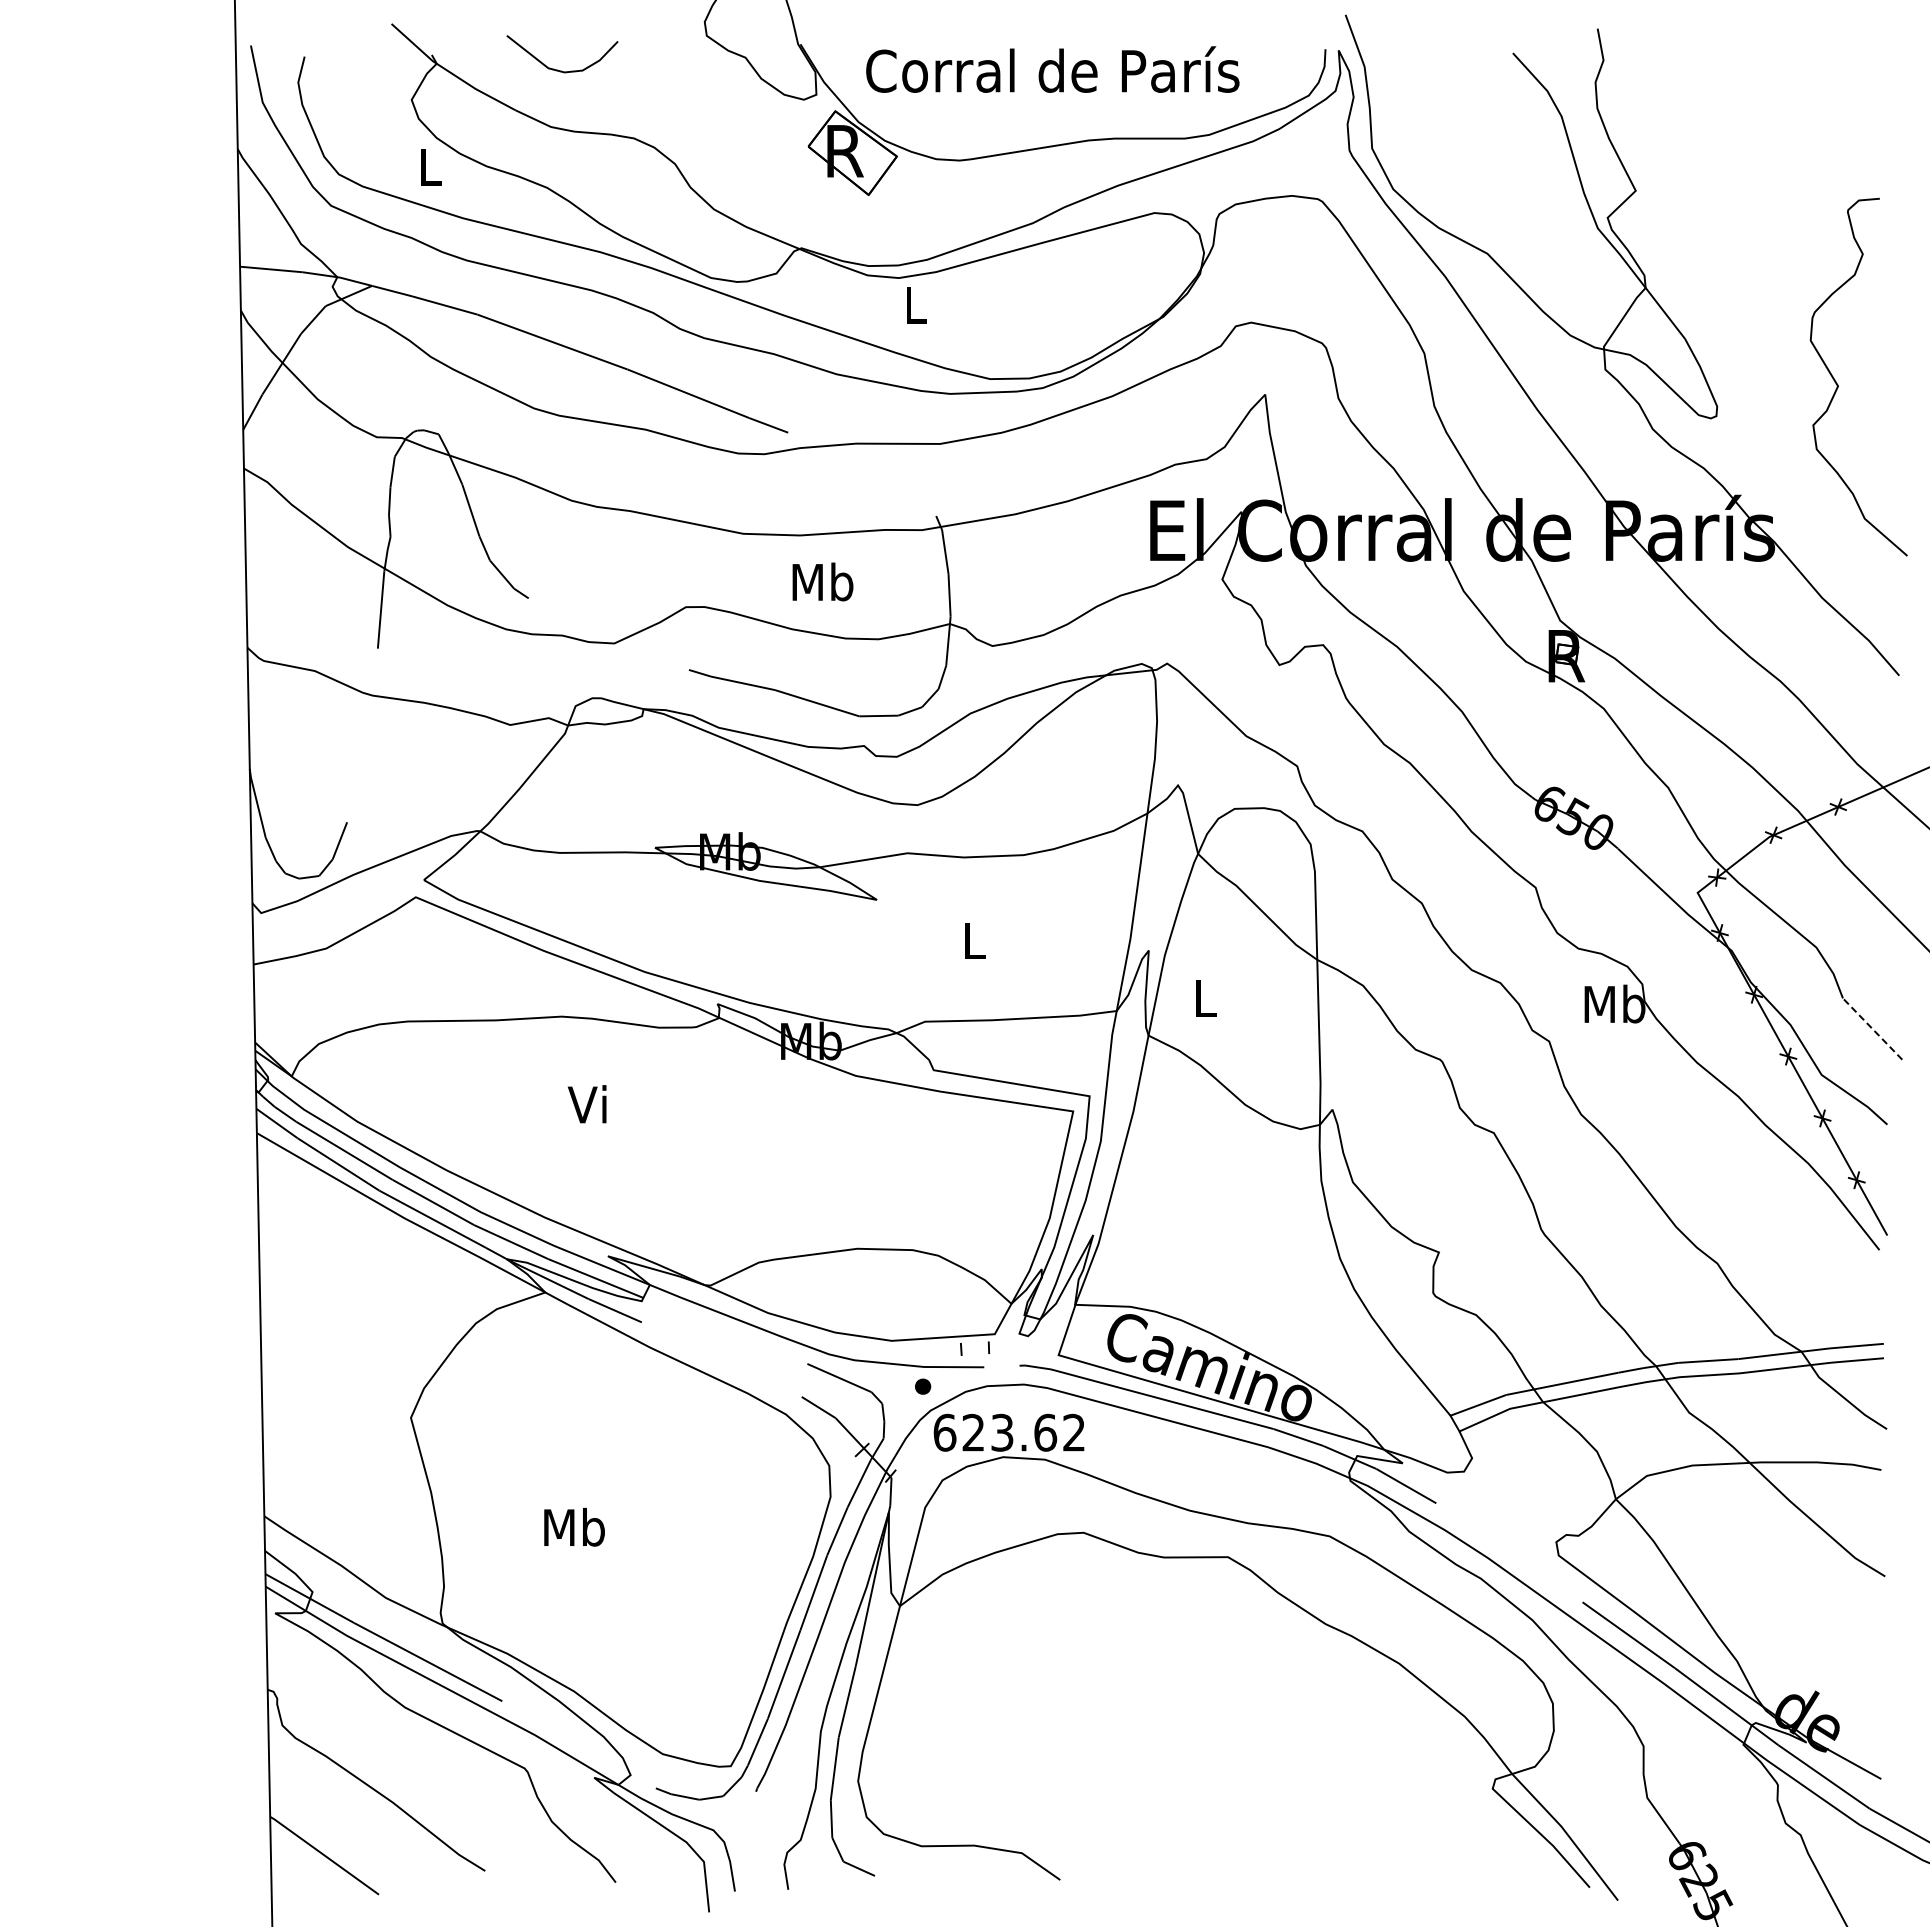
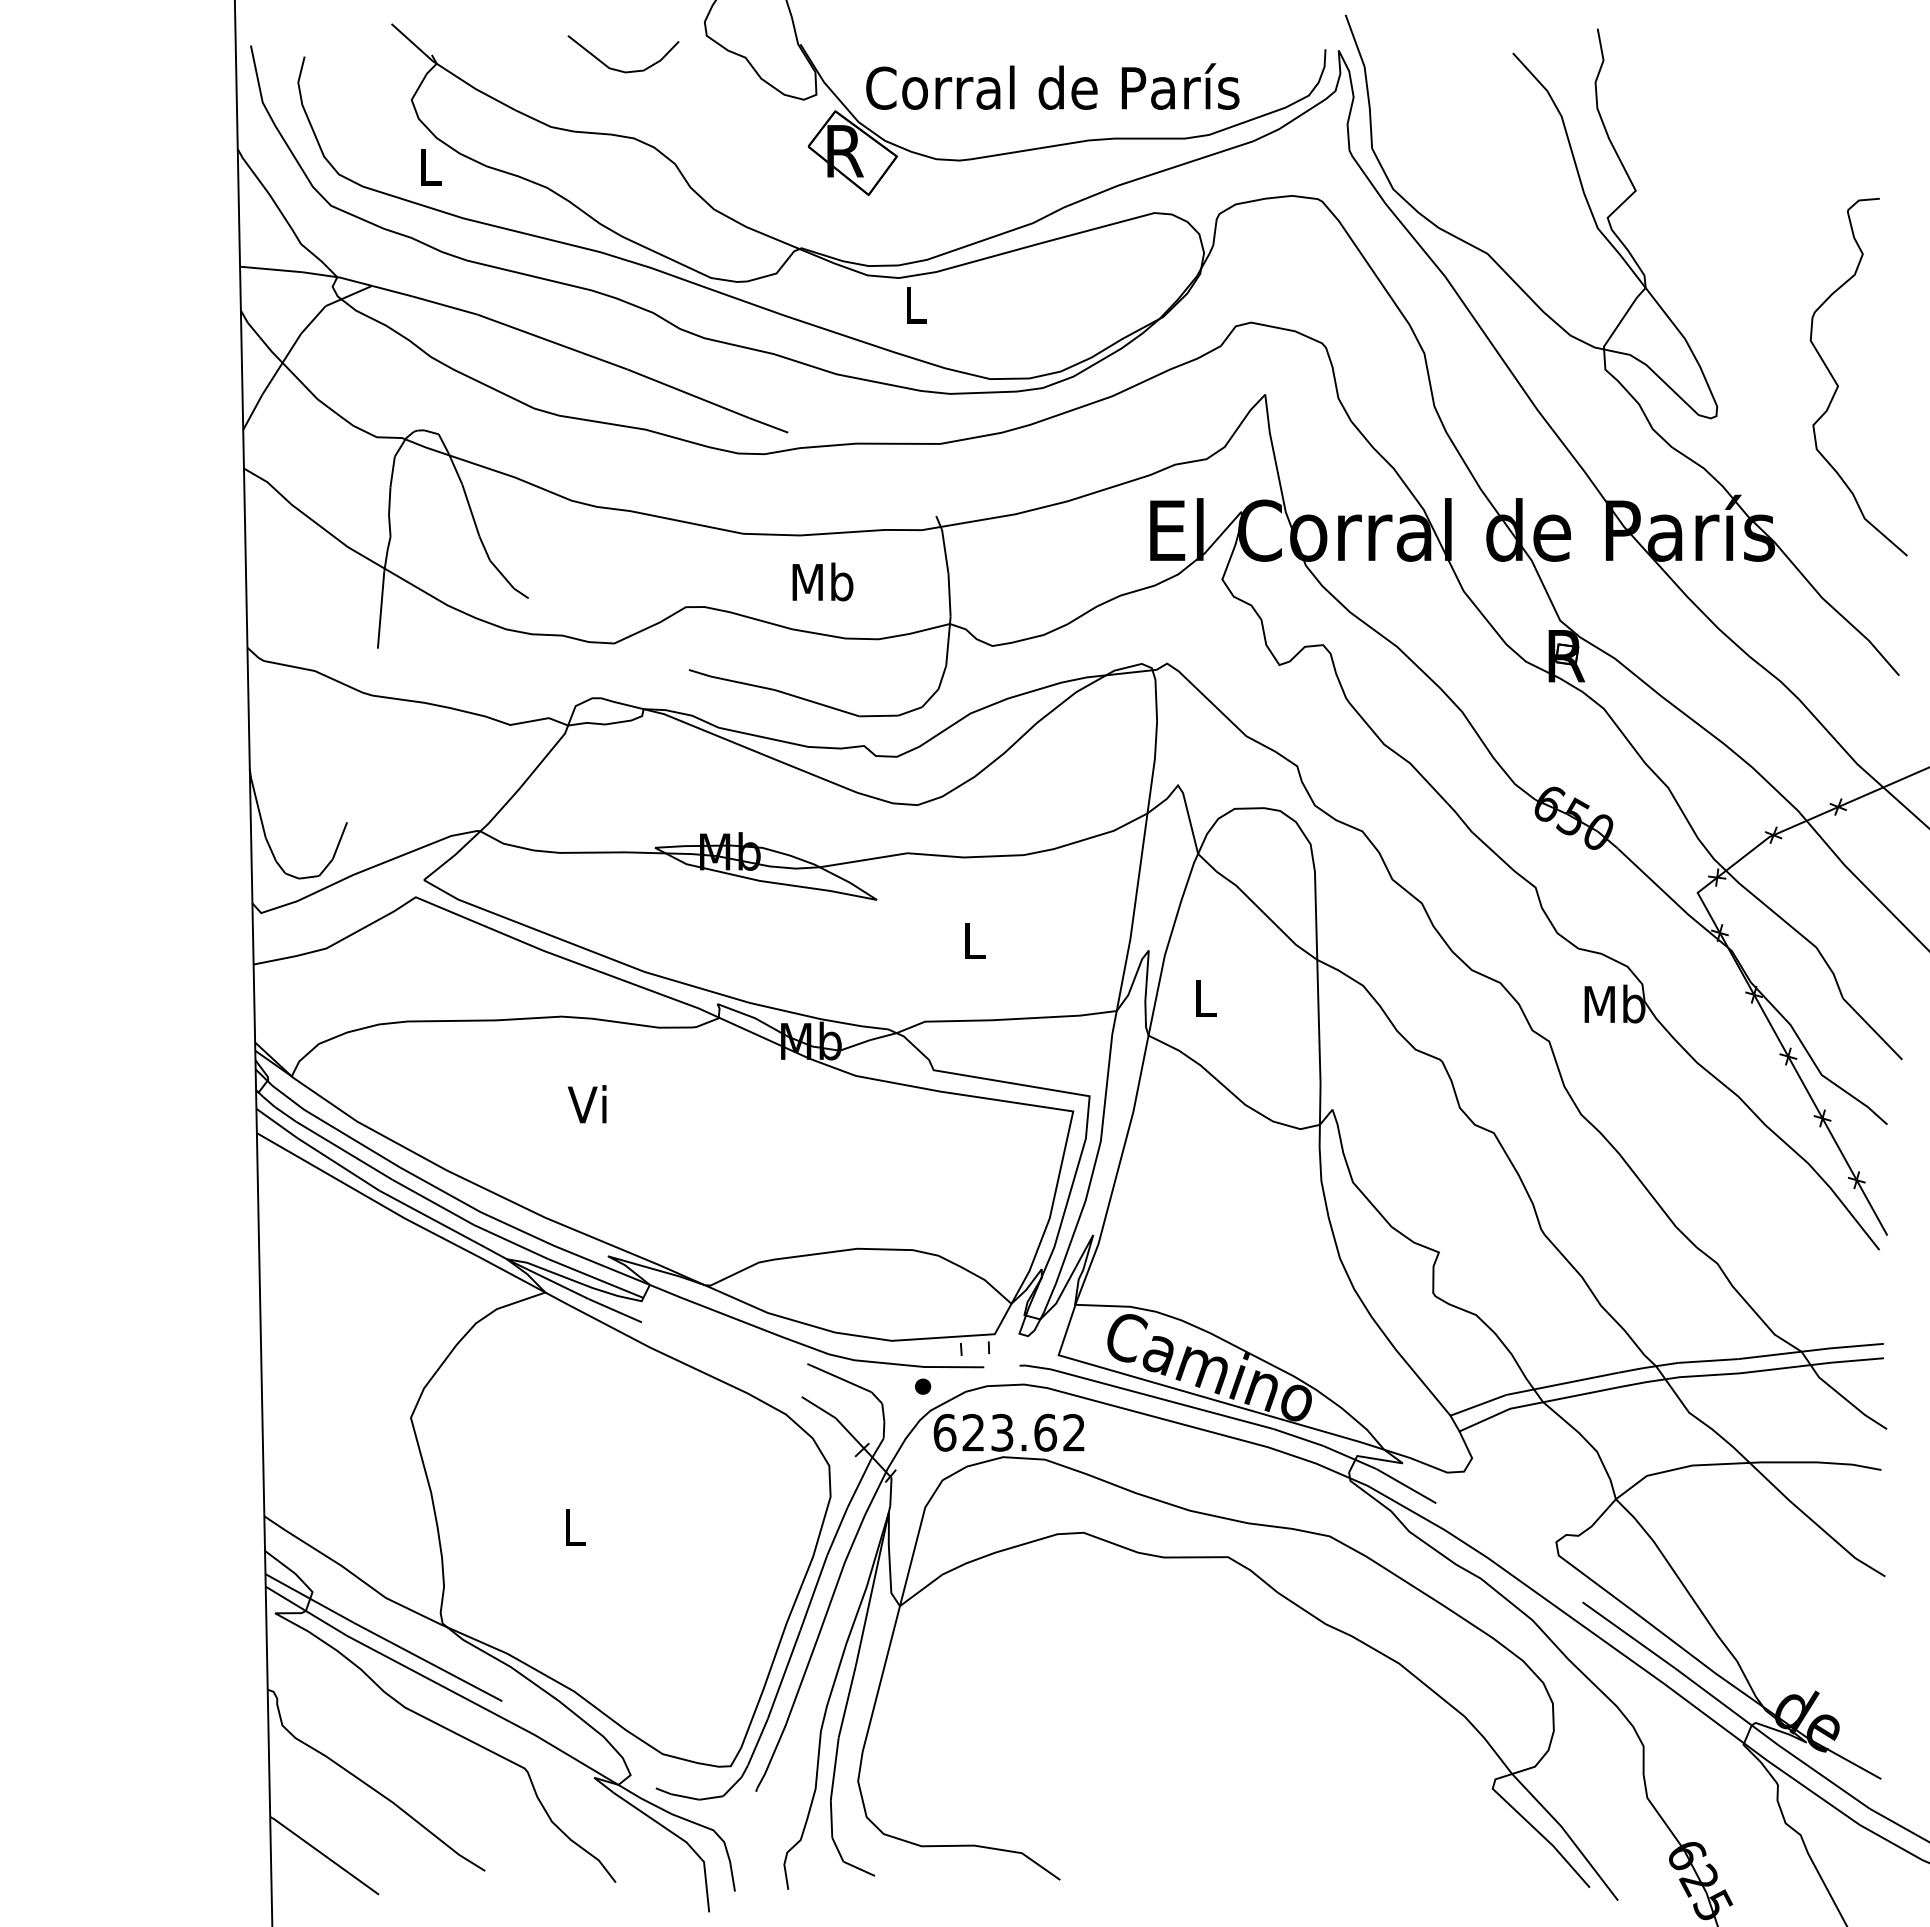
curve position: (557, 69) -> (618, 69) (618, 69)
text position: (1052, 69) -> (1052, 86) (1052, 86)
line: dashed -> solid (1872, 1029)
text: Mb -> L (574, 1526)
